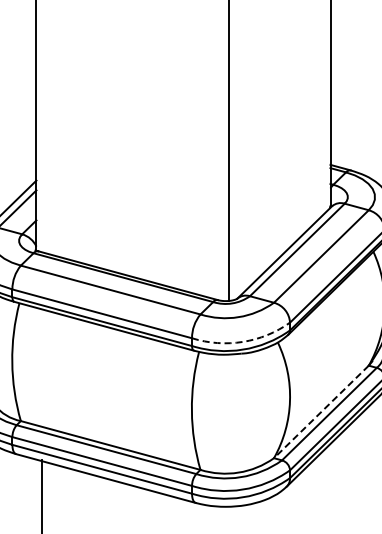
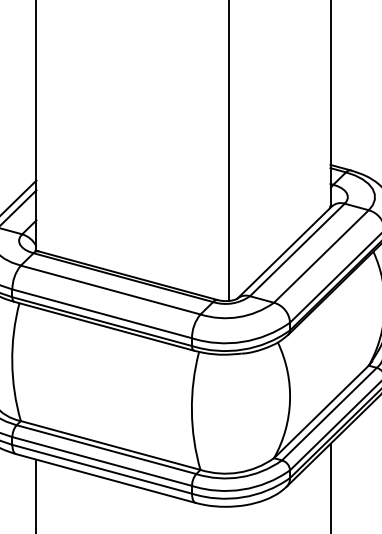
arc: dashed -> solid (242, 341)
line: dashed -> solid (321, 412)
line: none -> present (330, 486)
line position: (42, 494) -> (36, 494) (36, 494)
